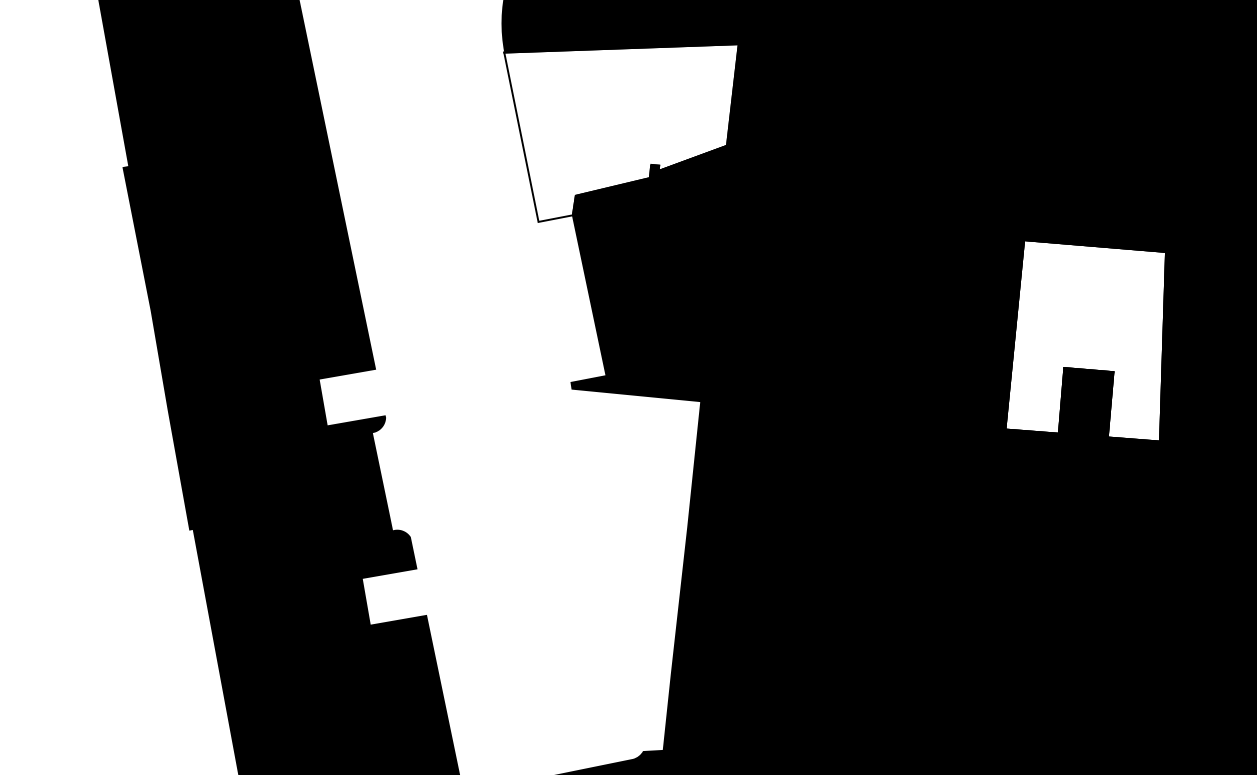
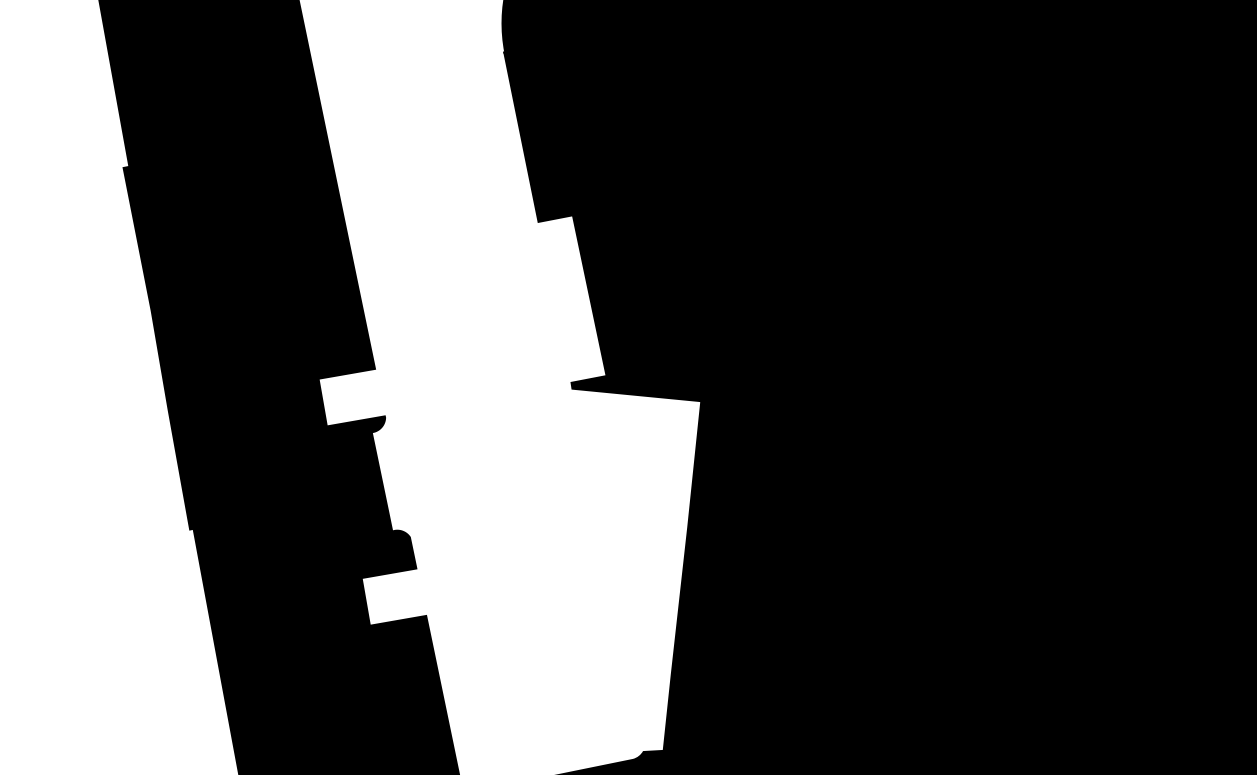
fill: none -> present (621, 132)
fill: none -> present (1085, 340)
